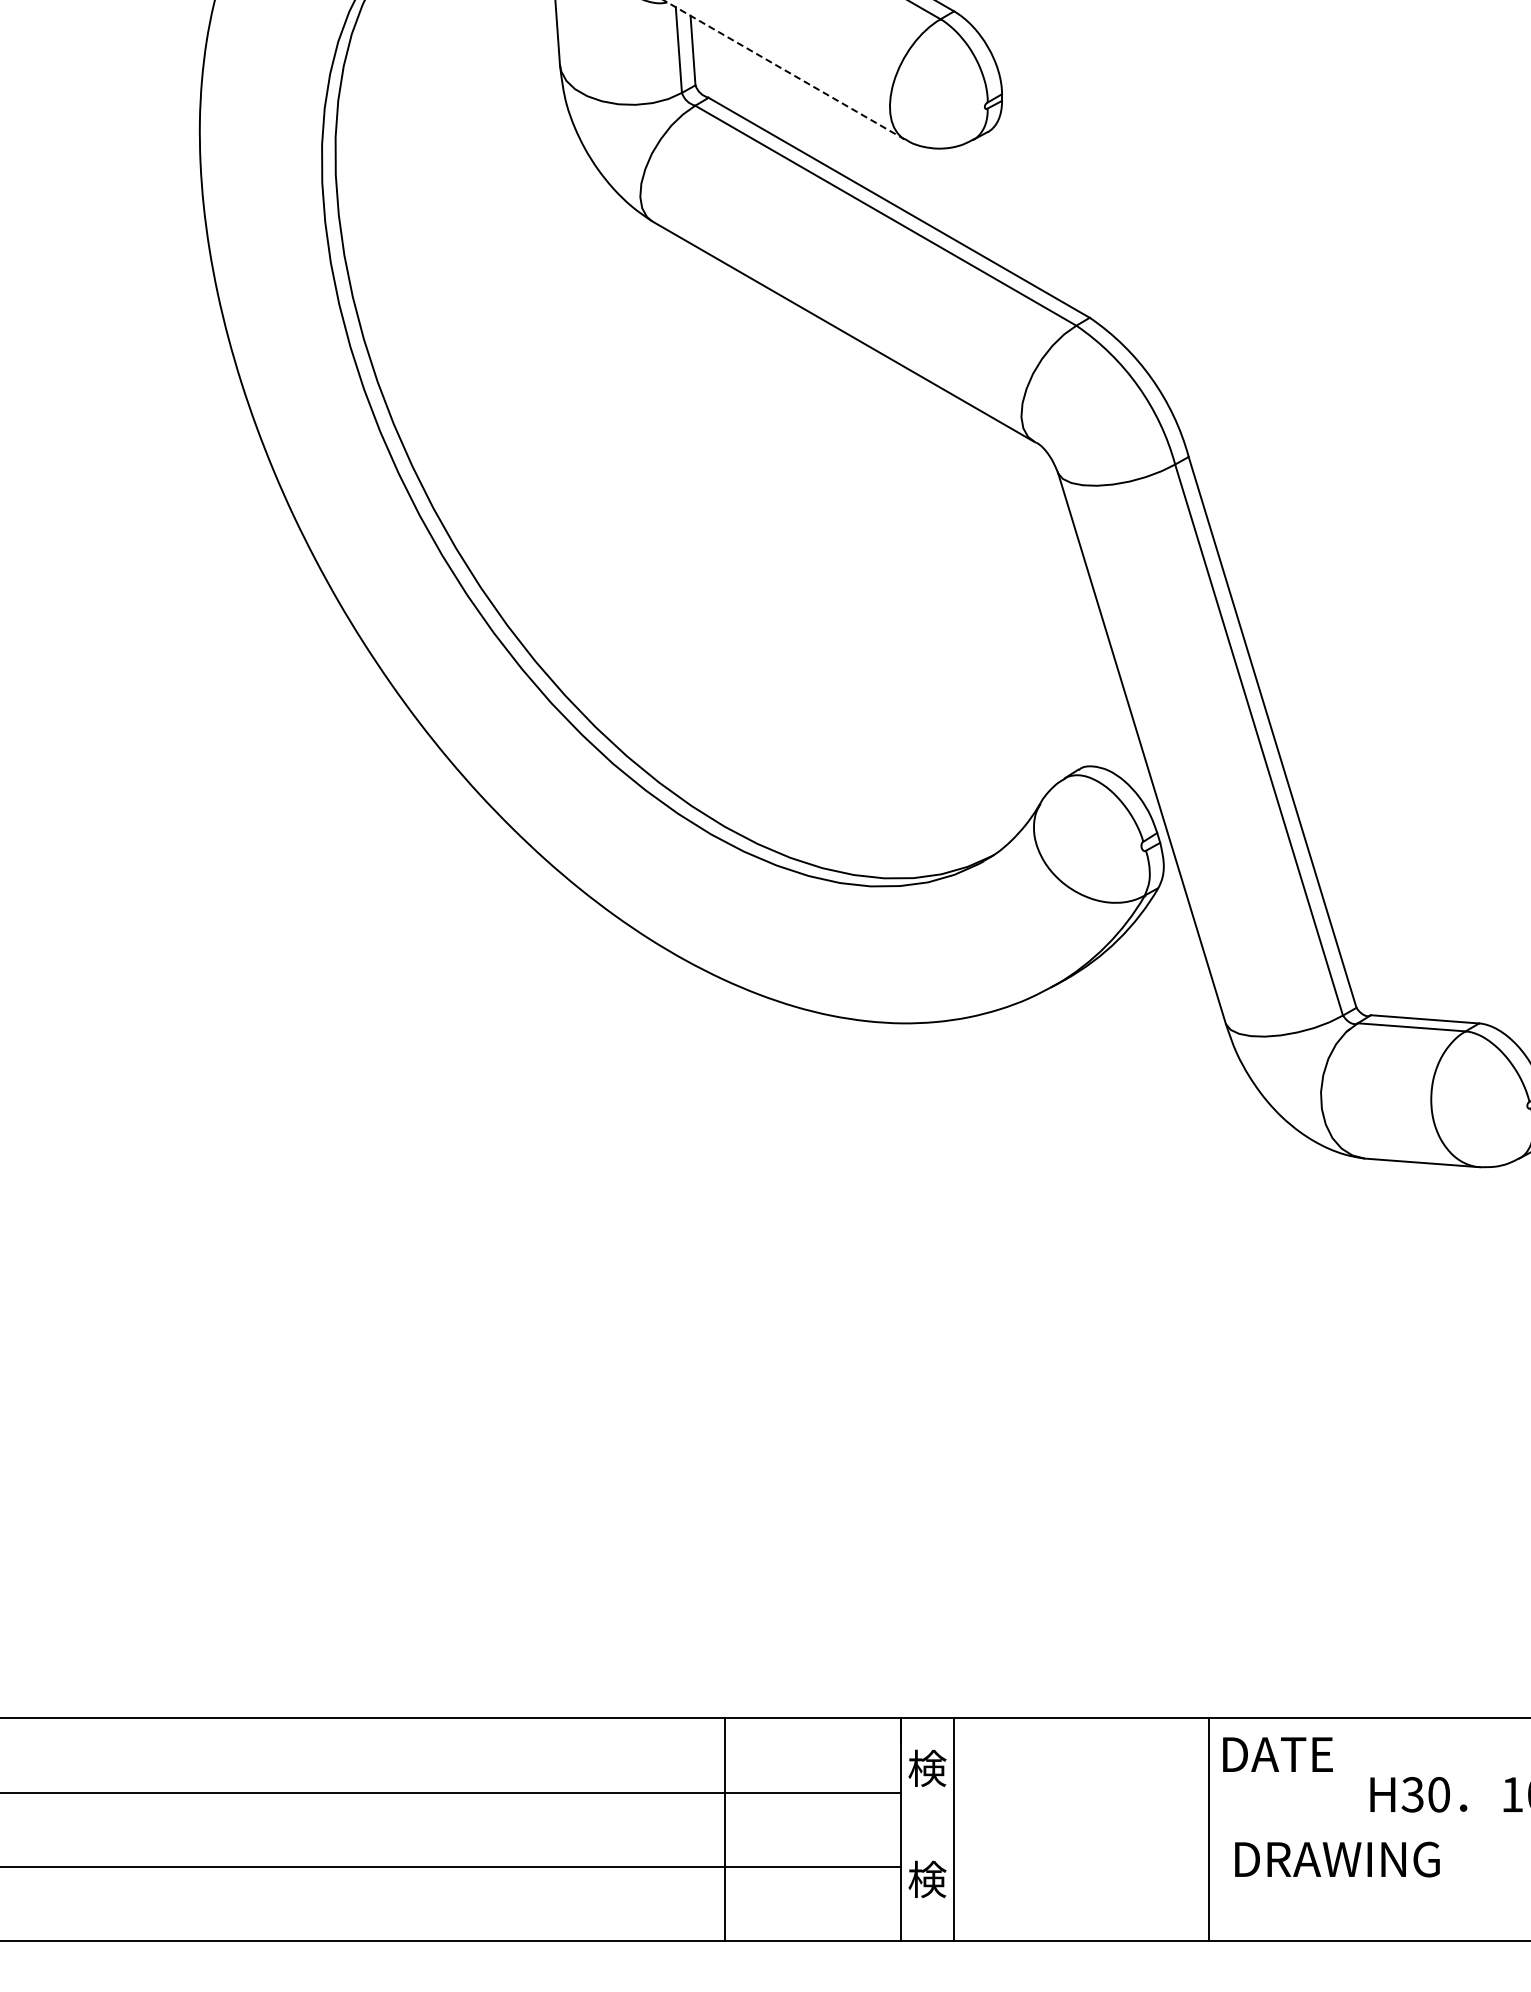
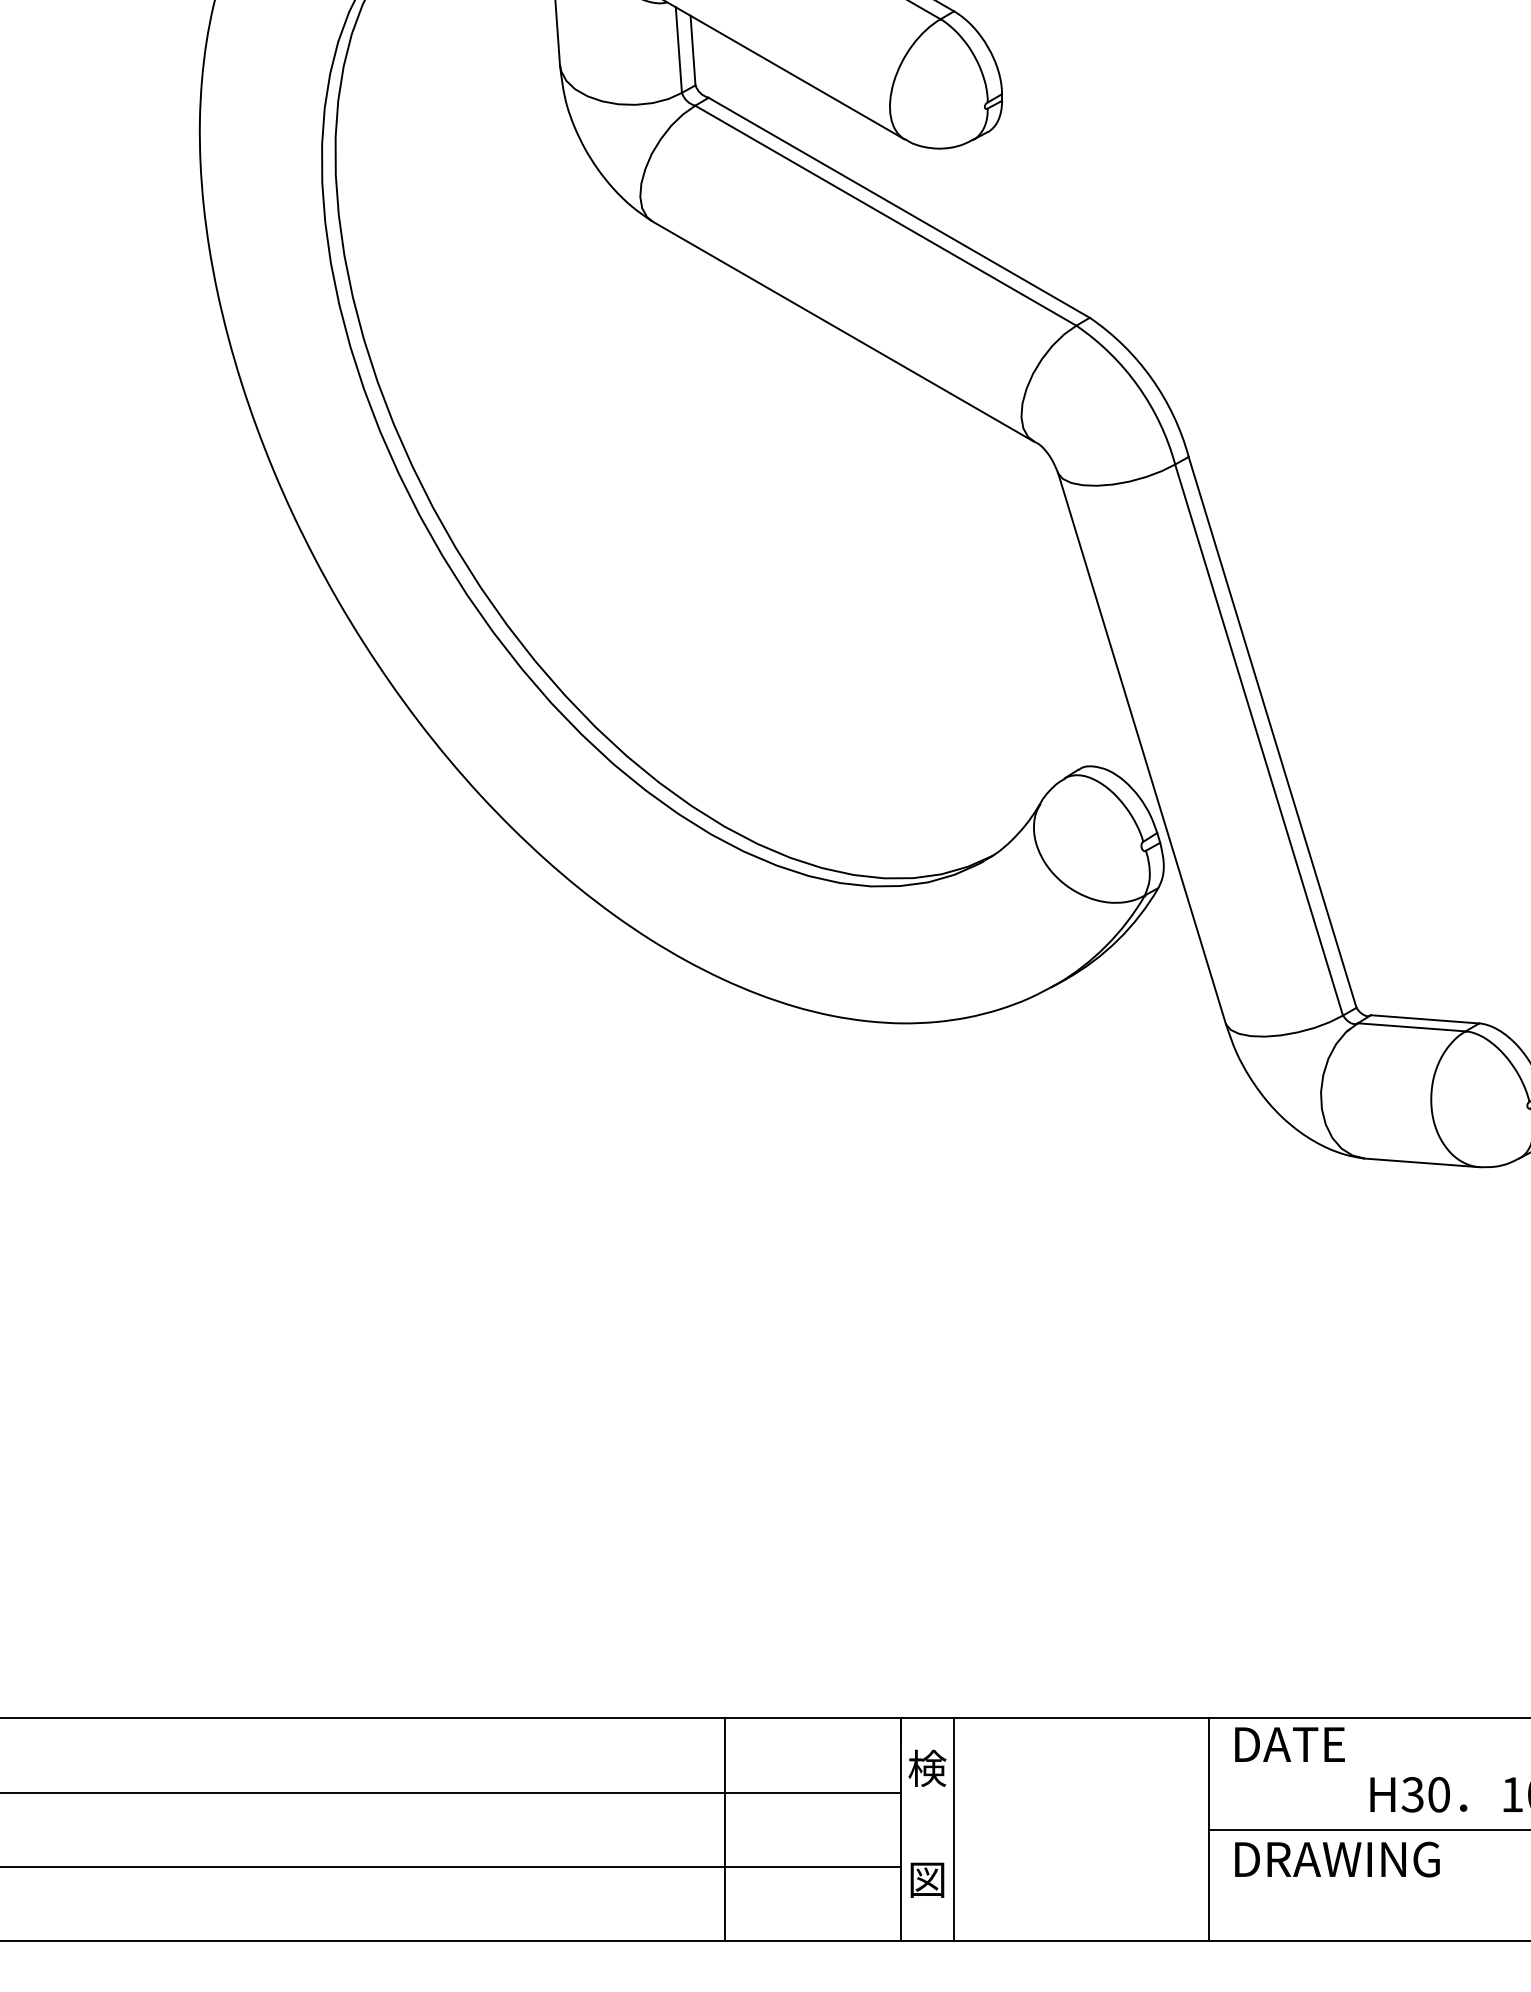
line: dashed -> solid (784, 70)
text position: (1277, 1754) -> (1289, 1744) (1289, 1744)
line: none -> present (1367, 1829)
text: 検 -> 図 (927, 1879)
